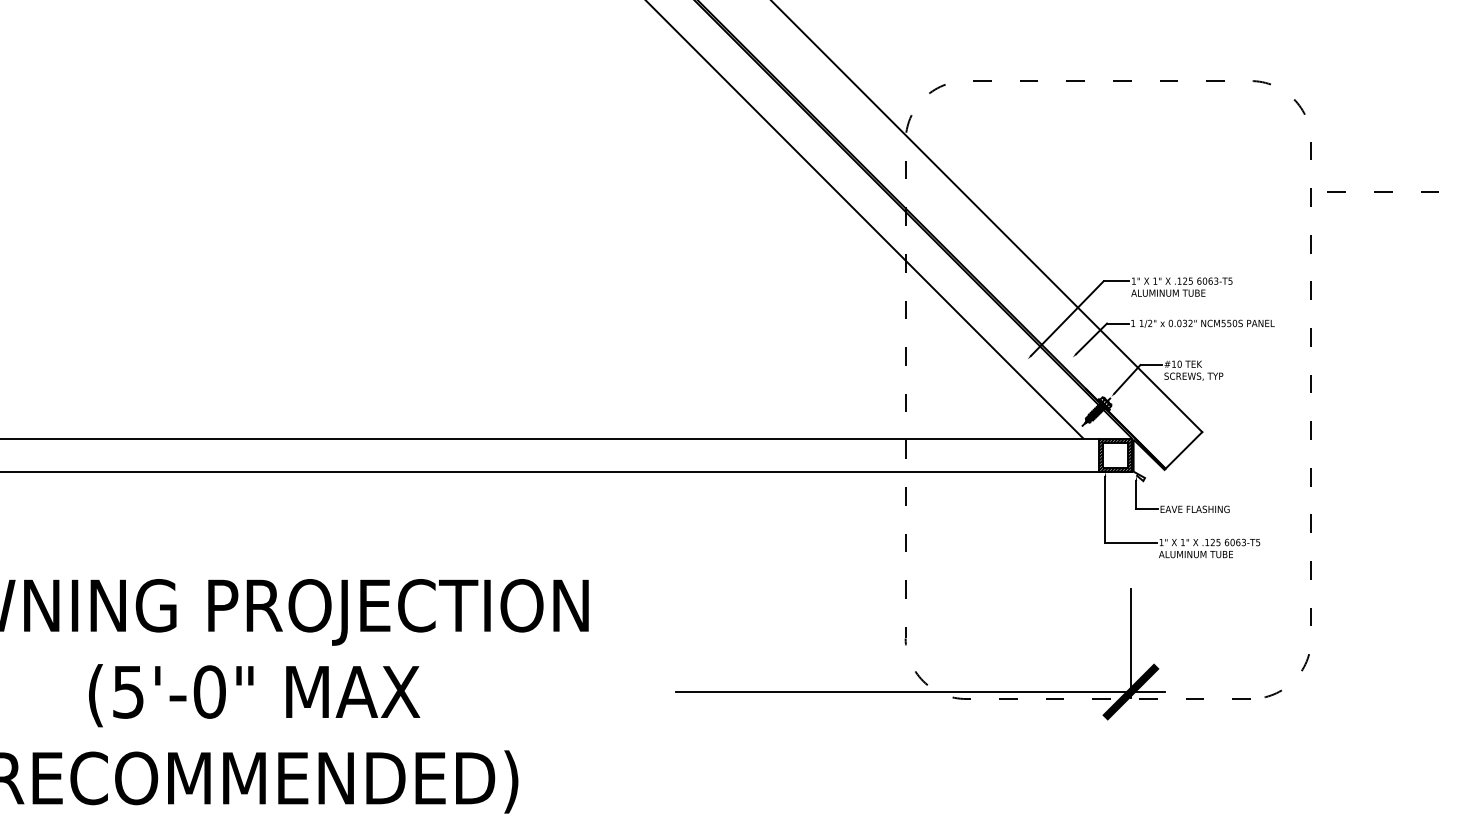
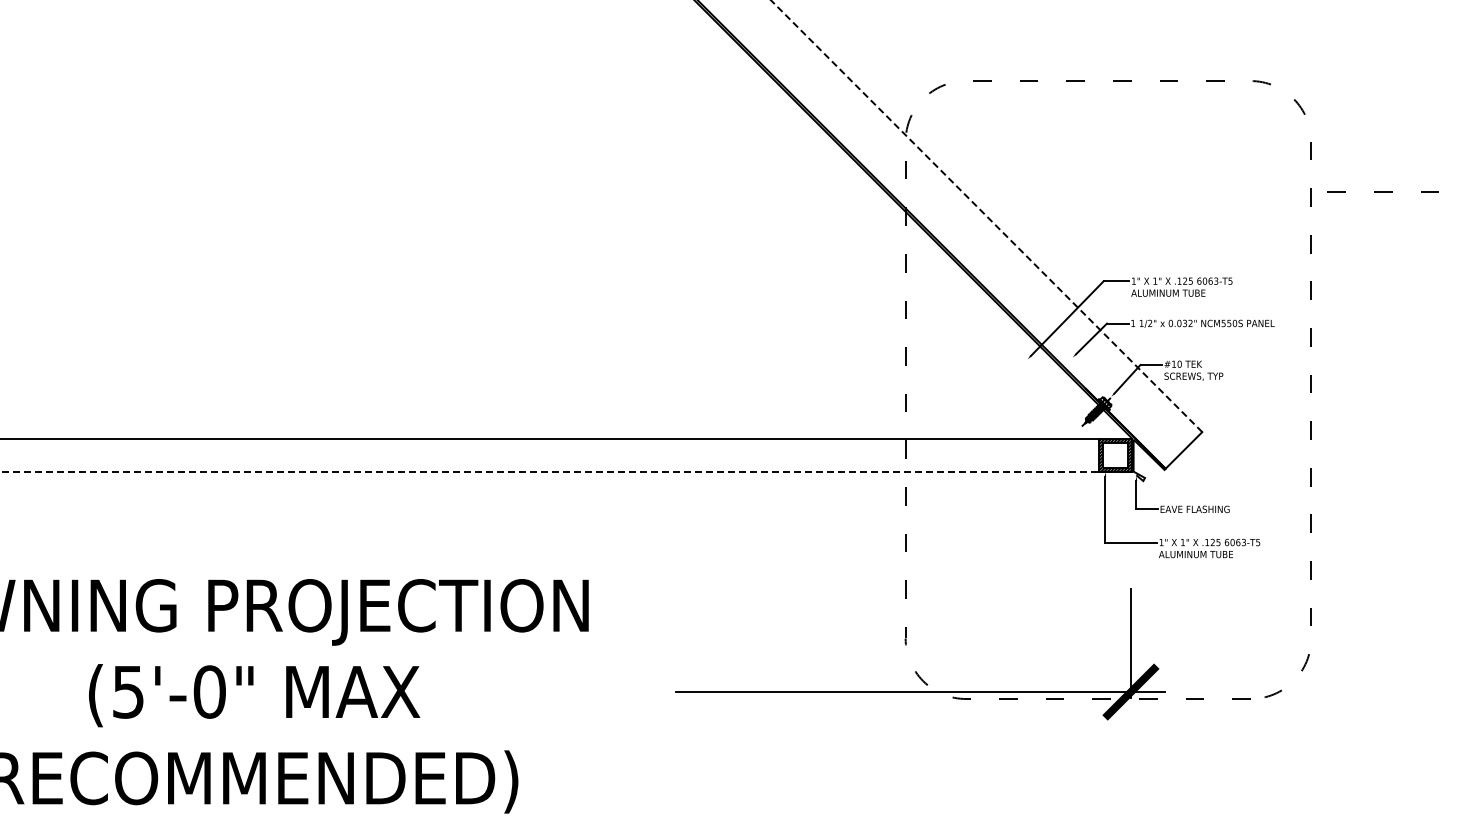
line: solid -> dashed (986, 216)
line: present -> none (865, 220)
line: solid -> dashed (549, 472)
